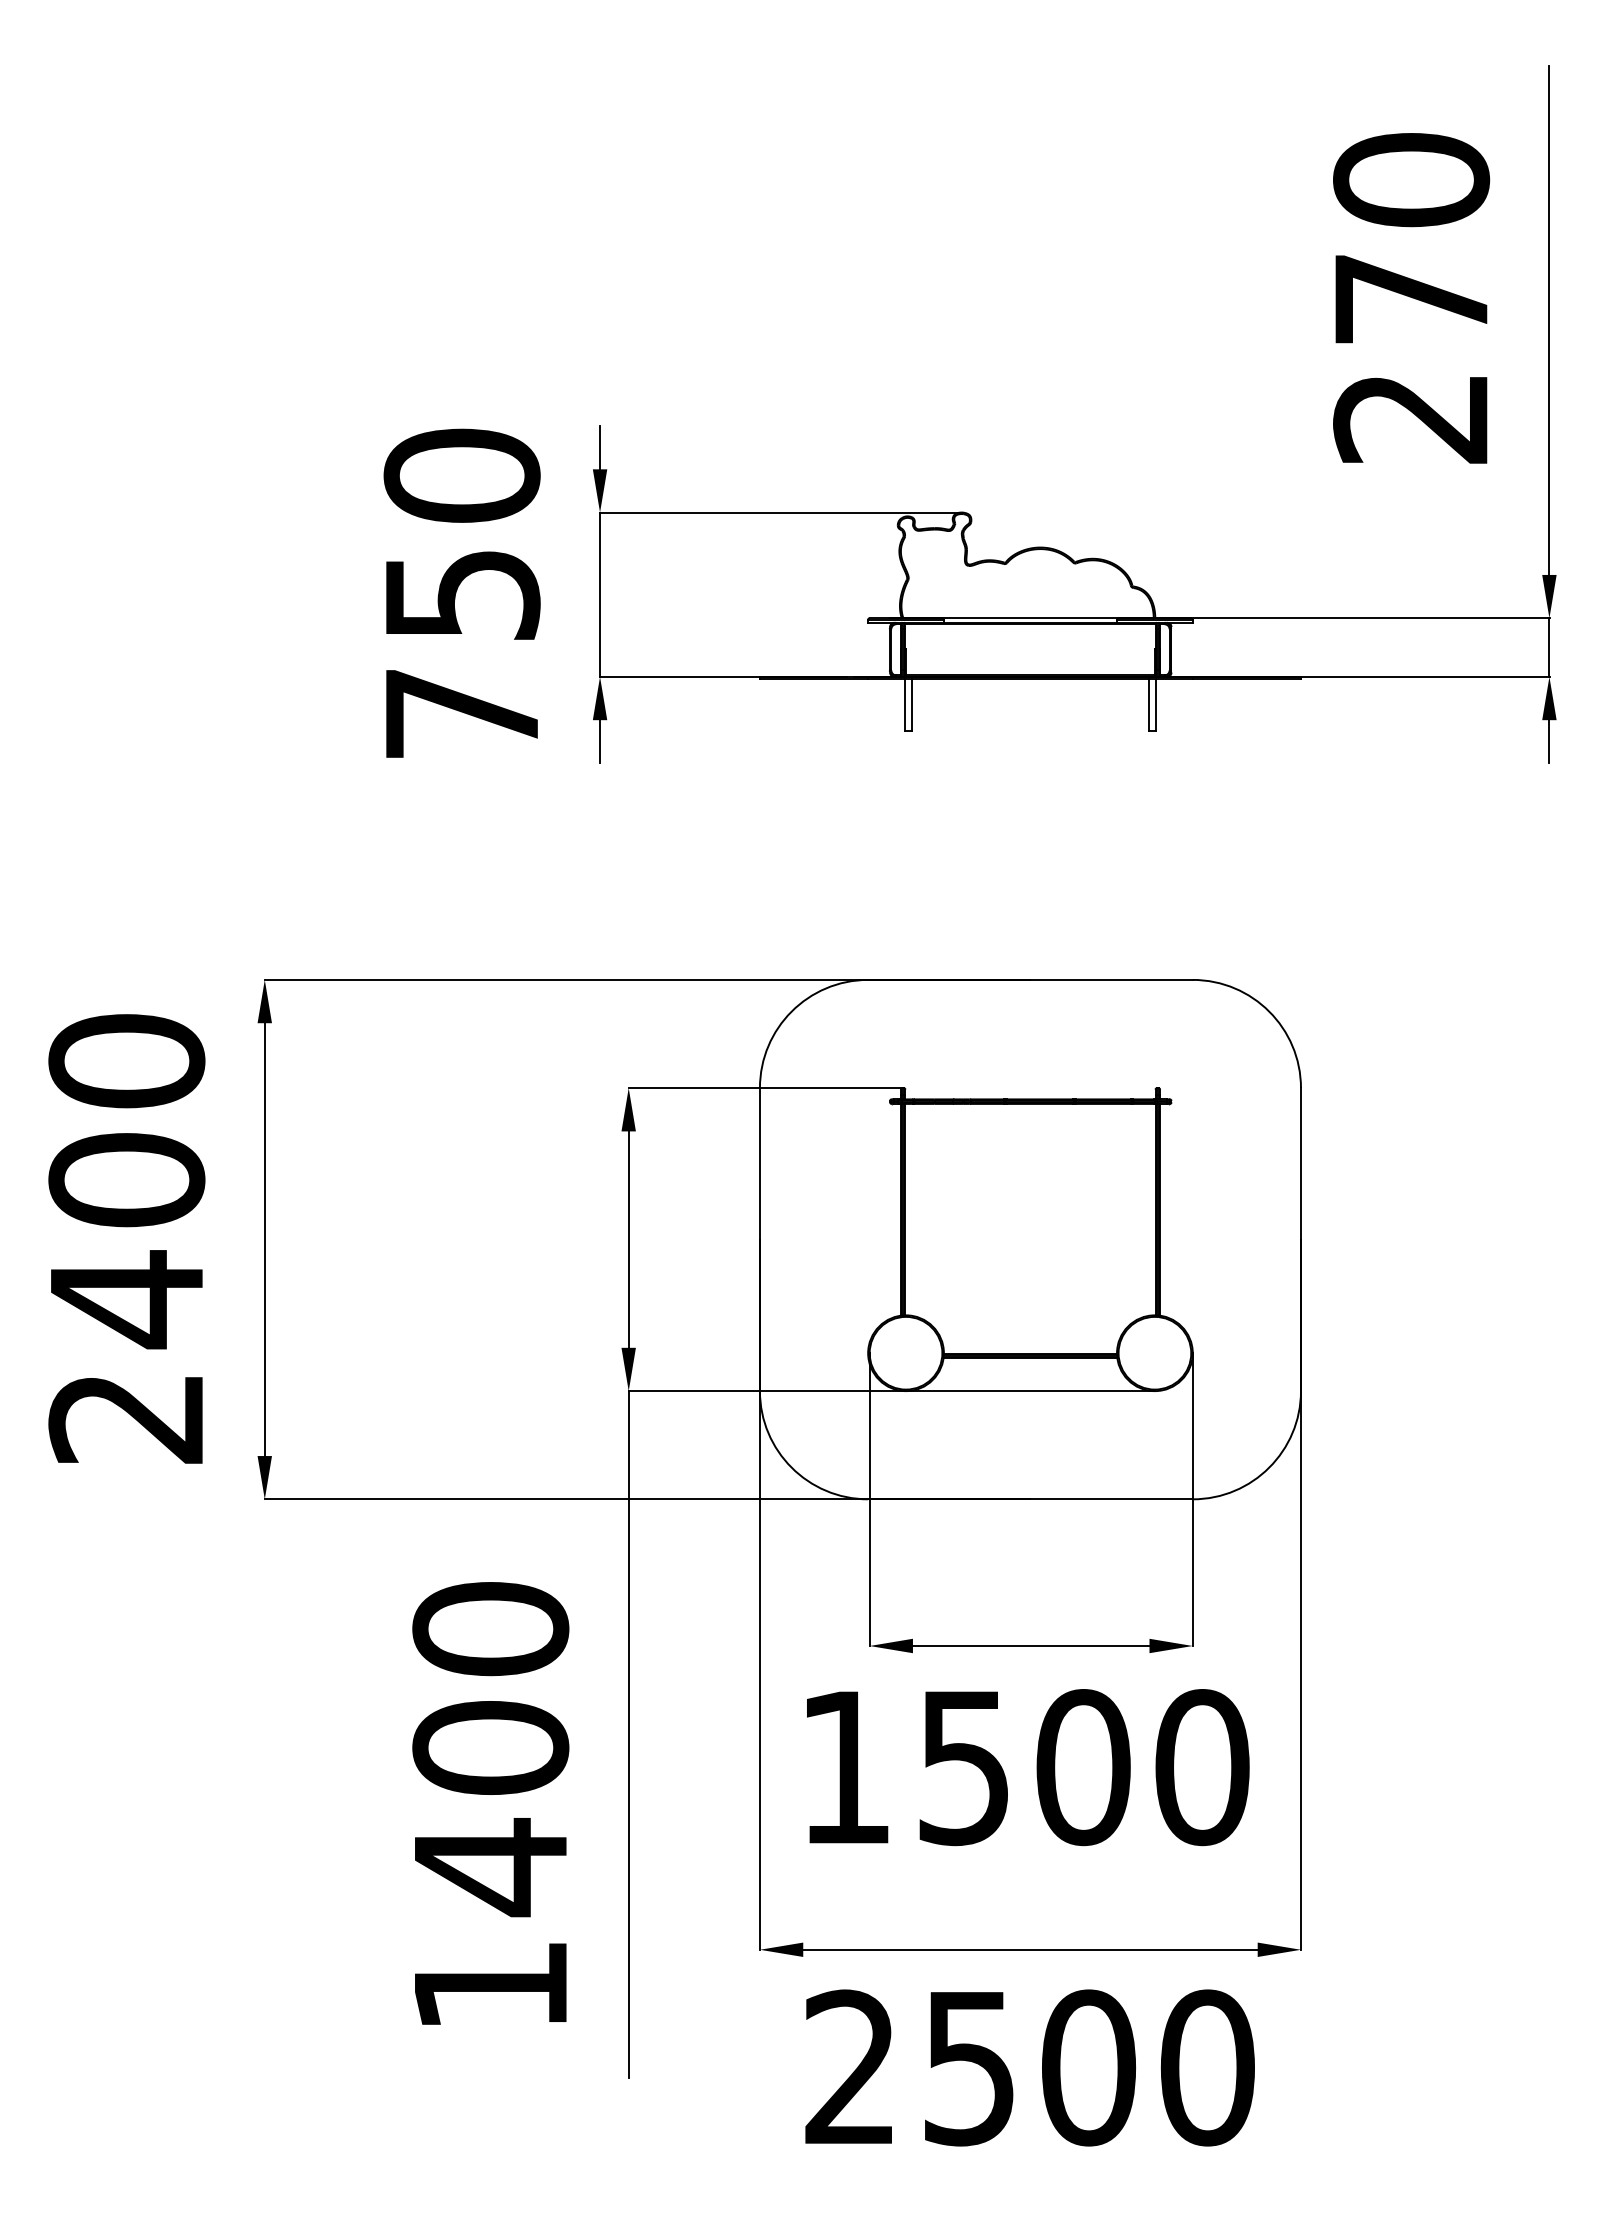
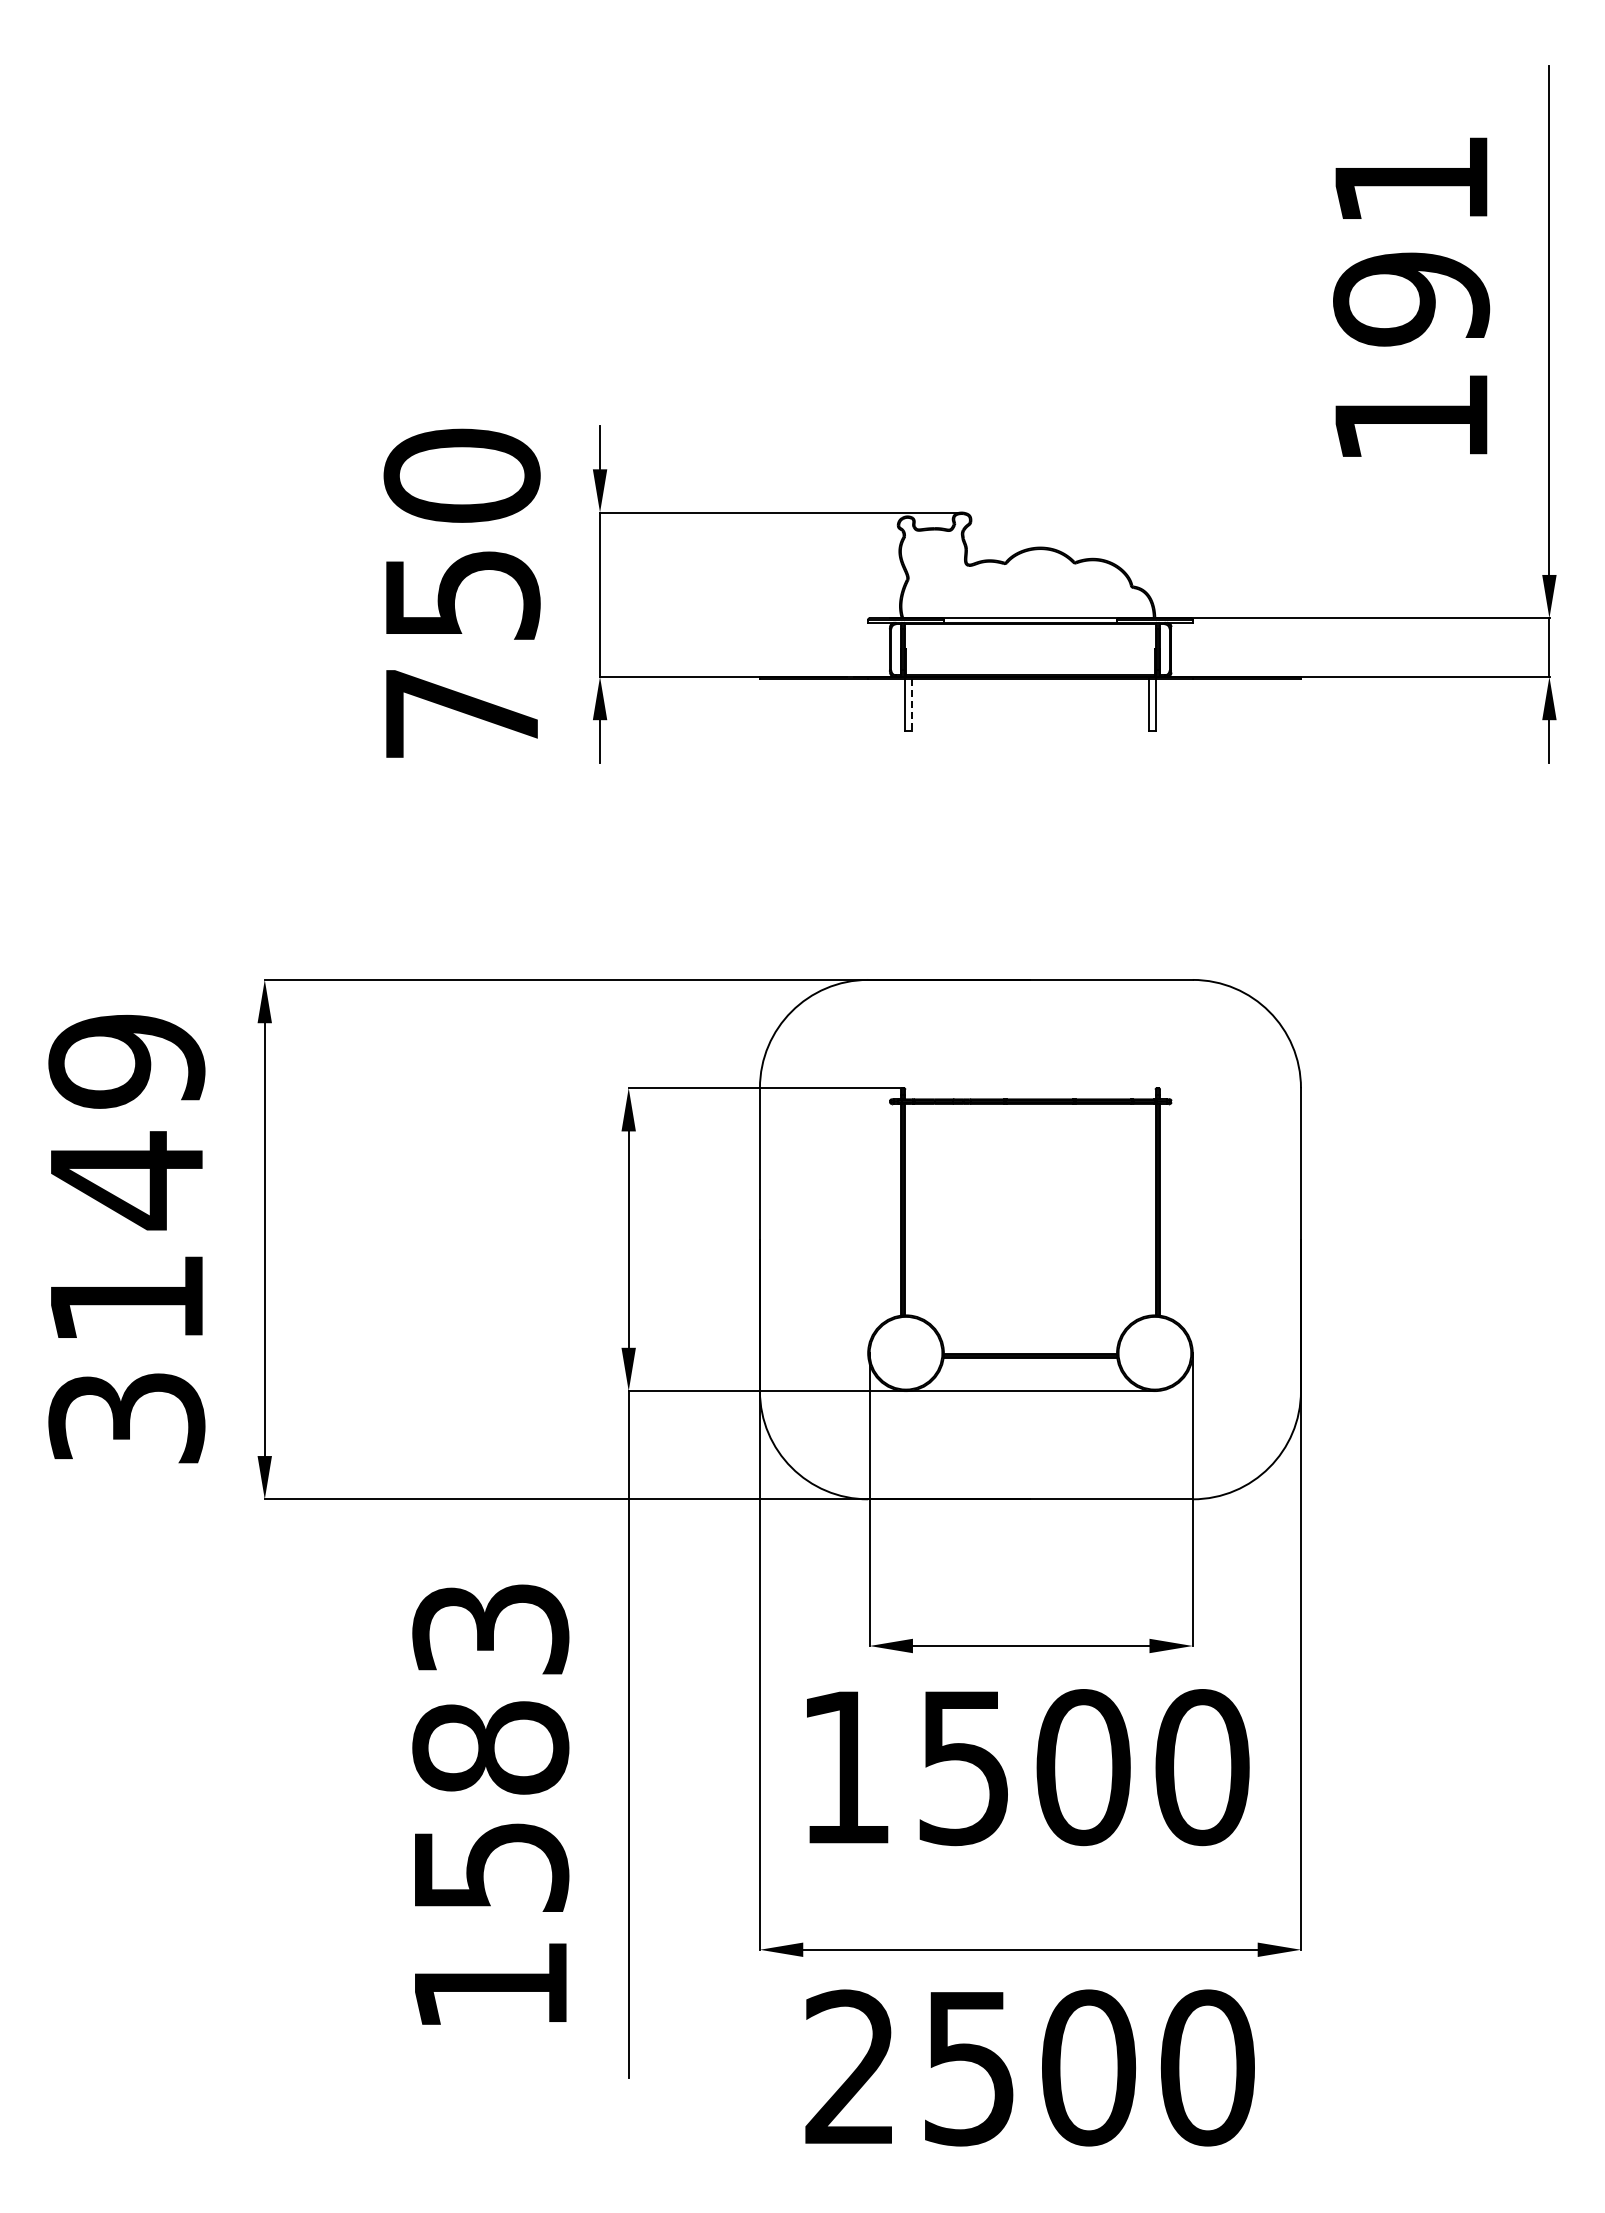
text: 270 -> 191 (1411, 298)
line: solid -> dashed (912, 705)
text: 2400 -> 3149 (126, 1238)
text: 1400 -> 1583 (490, 1749)
